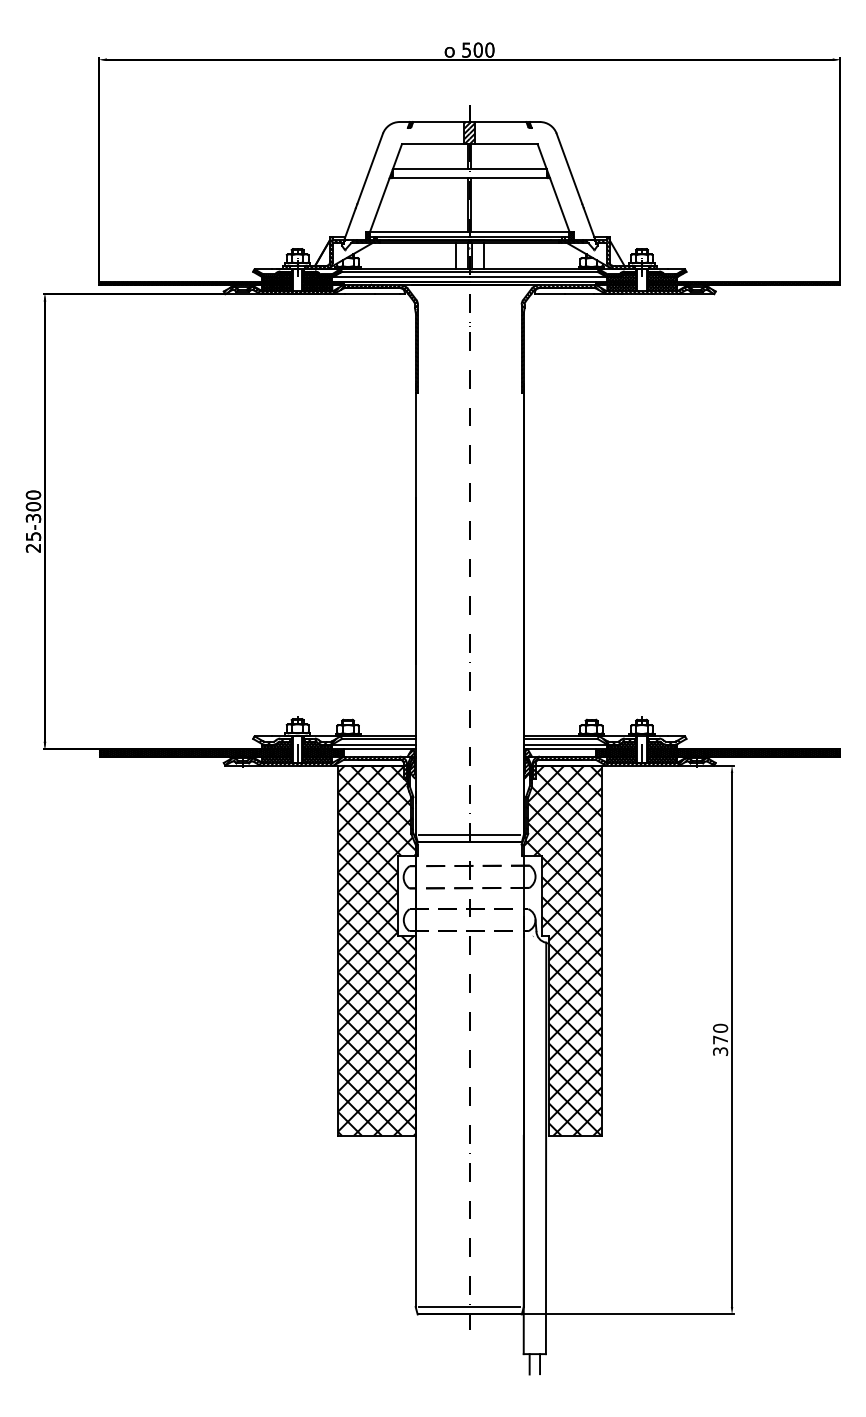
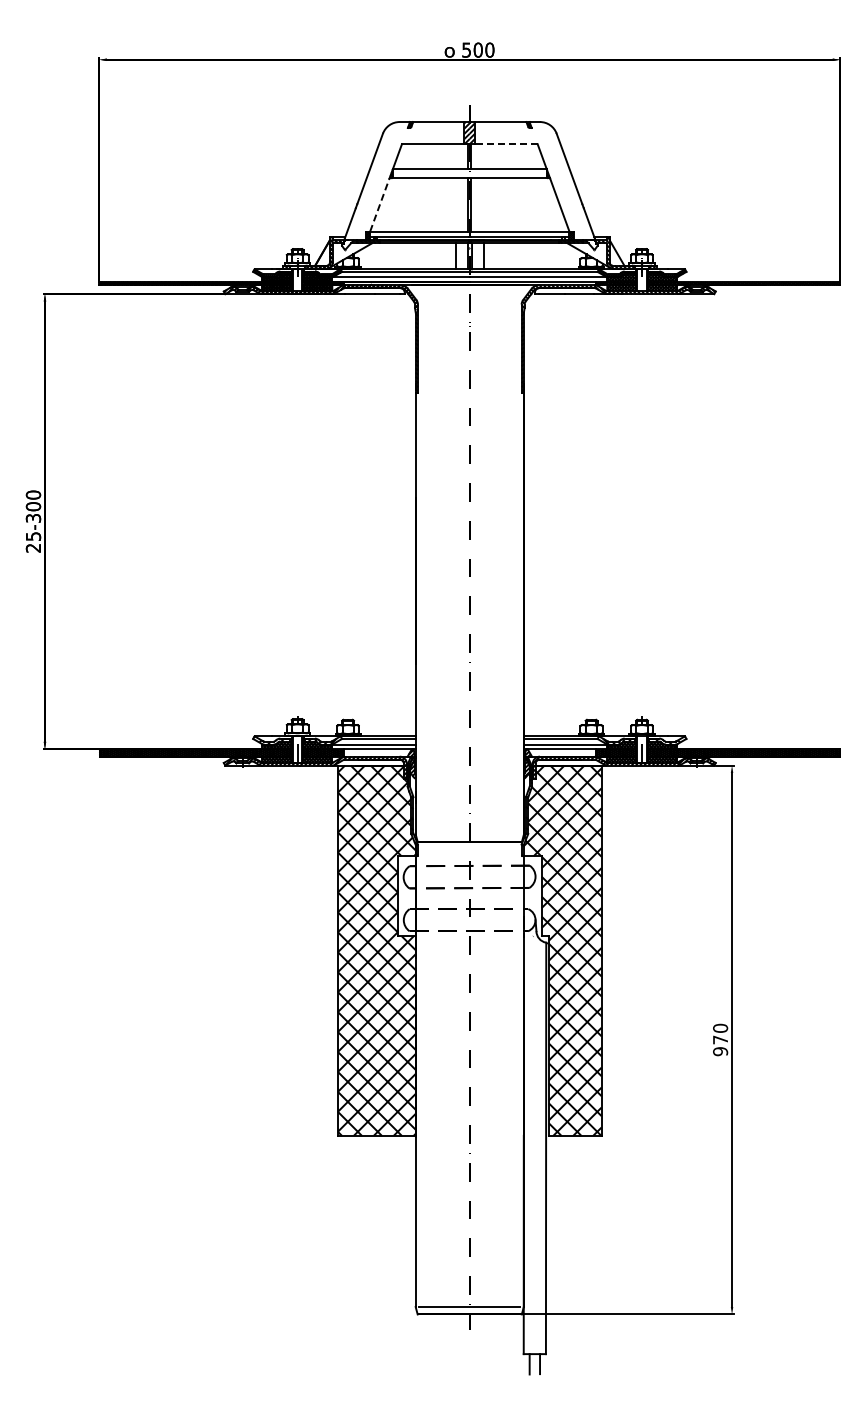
line: solid -> dashed (505, 144)
line: solid -> dashed (380, 204)
line: present -> none (469, 834)
text: 370 -> 970 (720, 1051)
